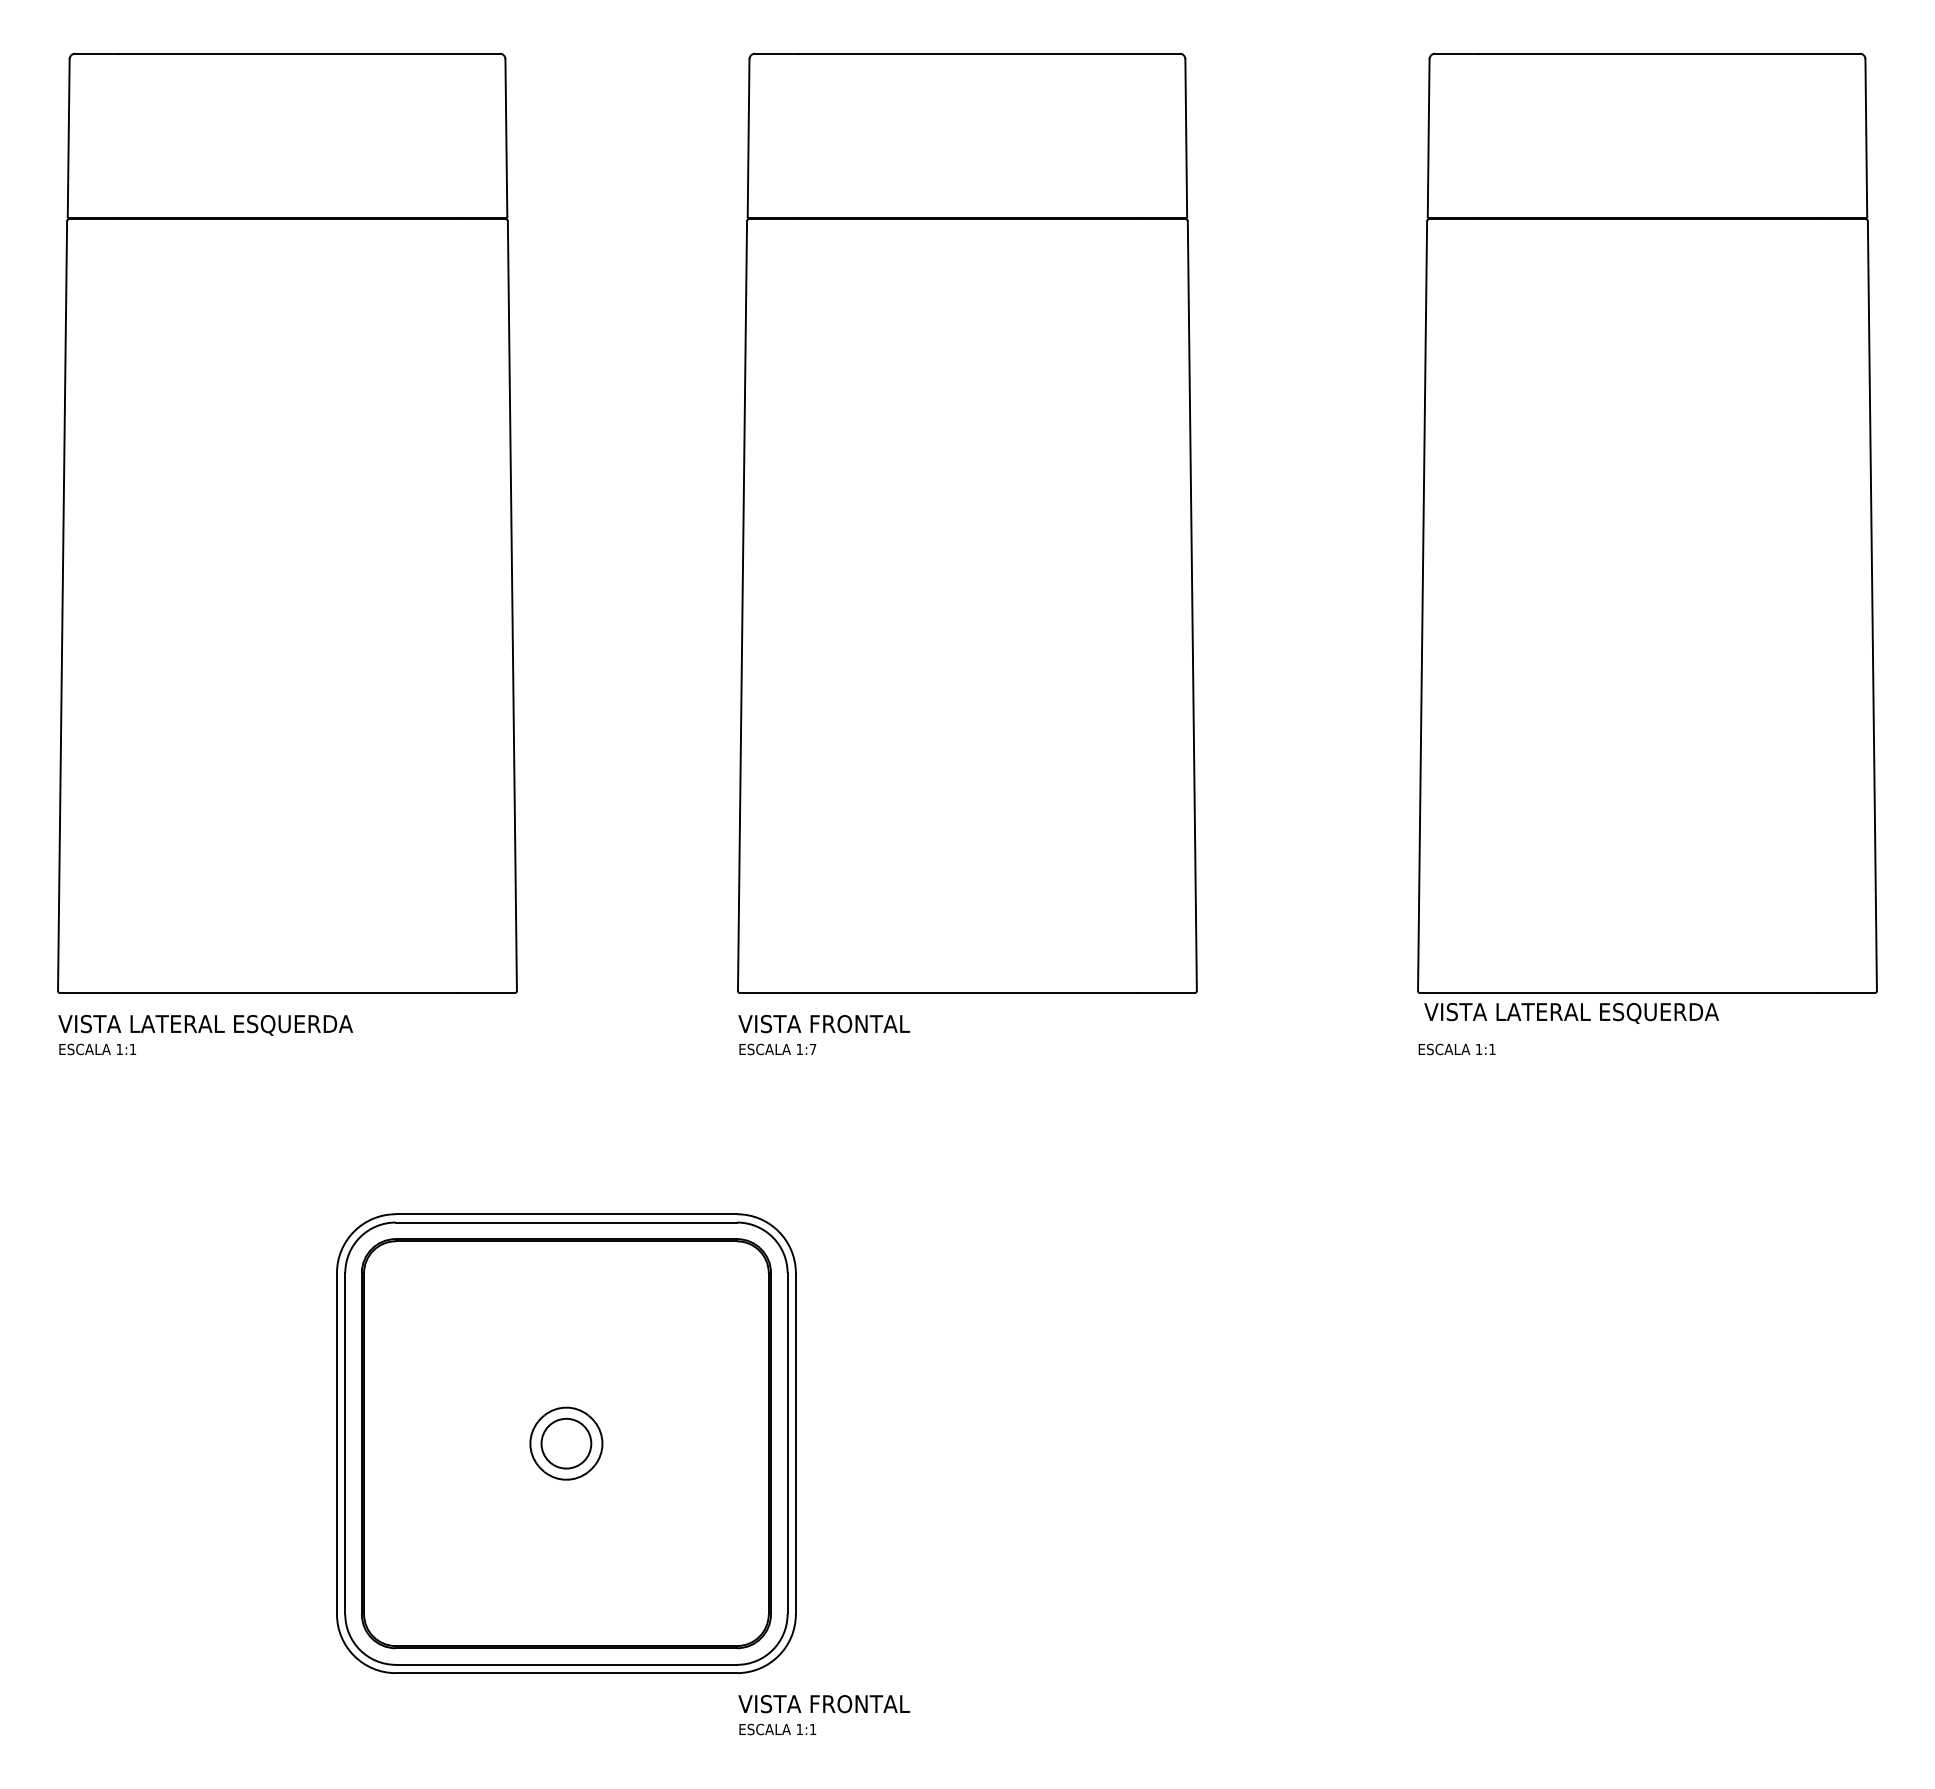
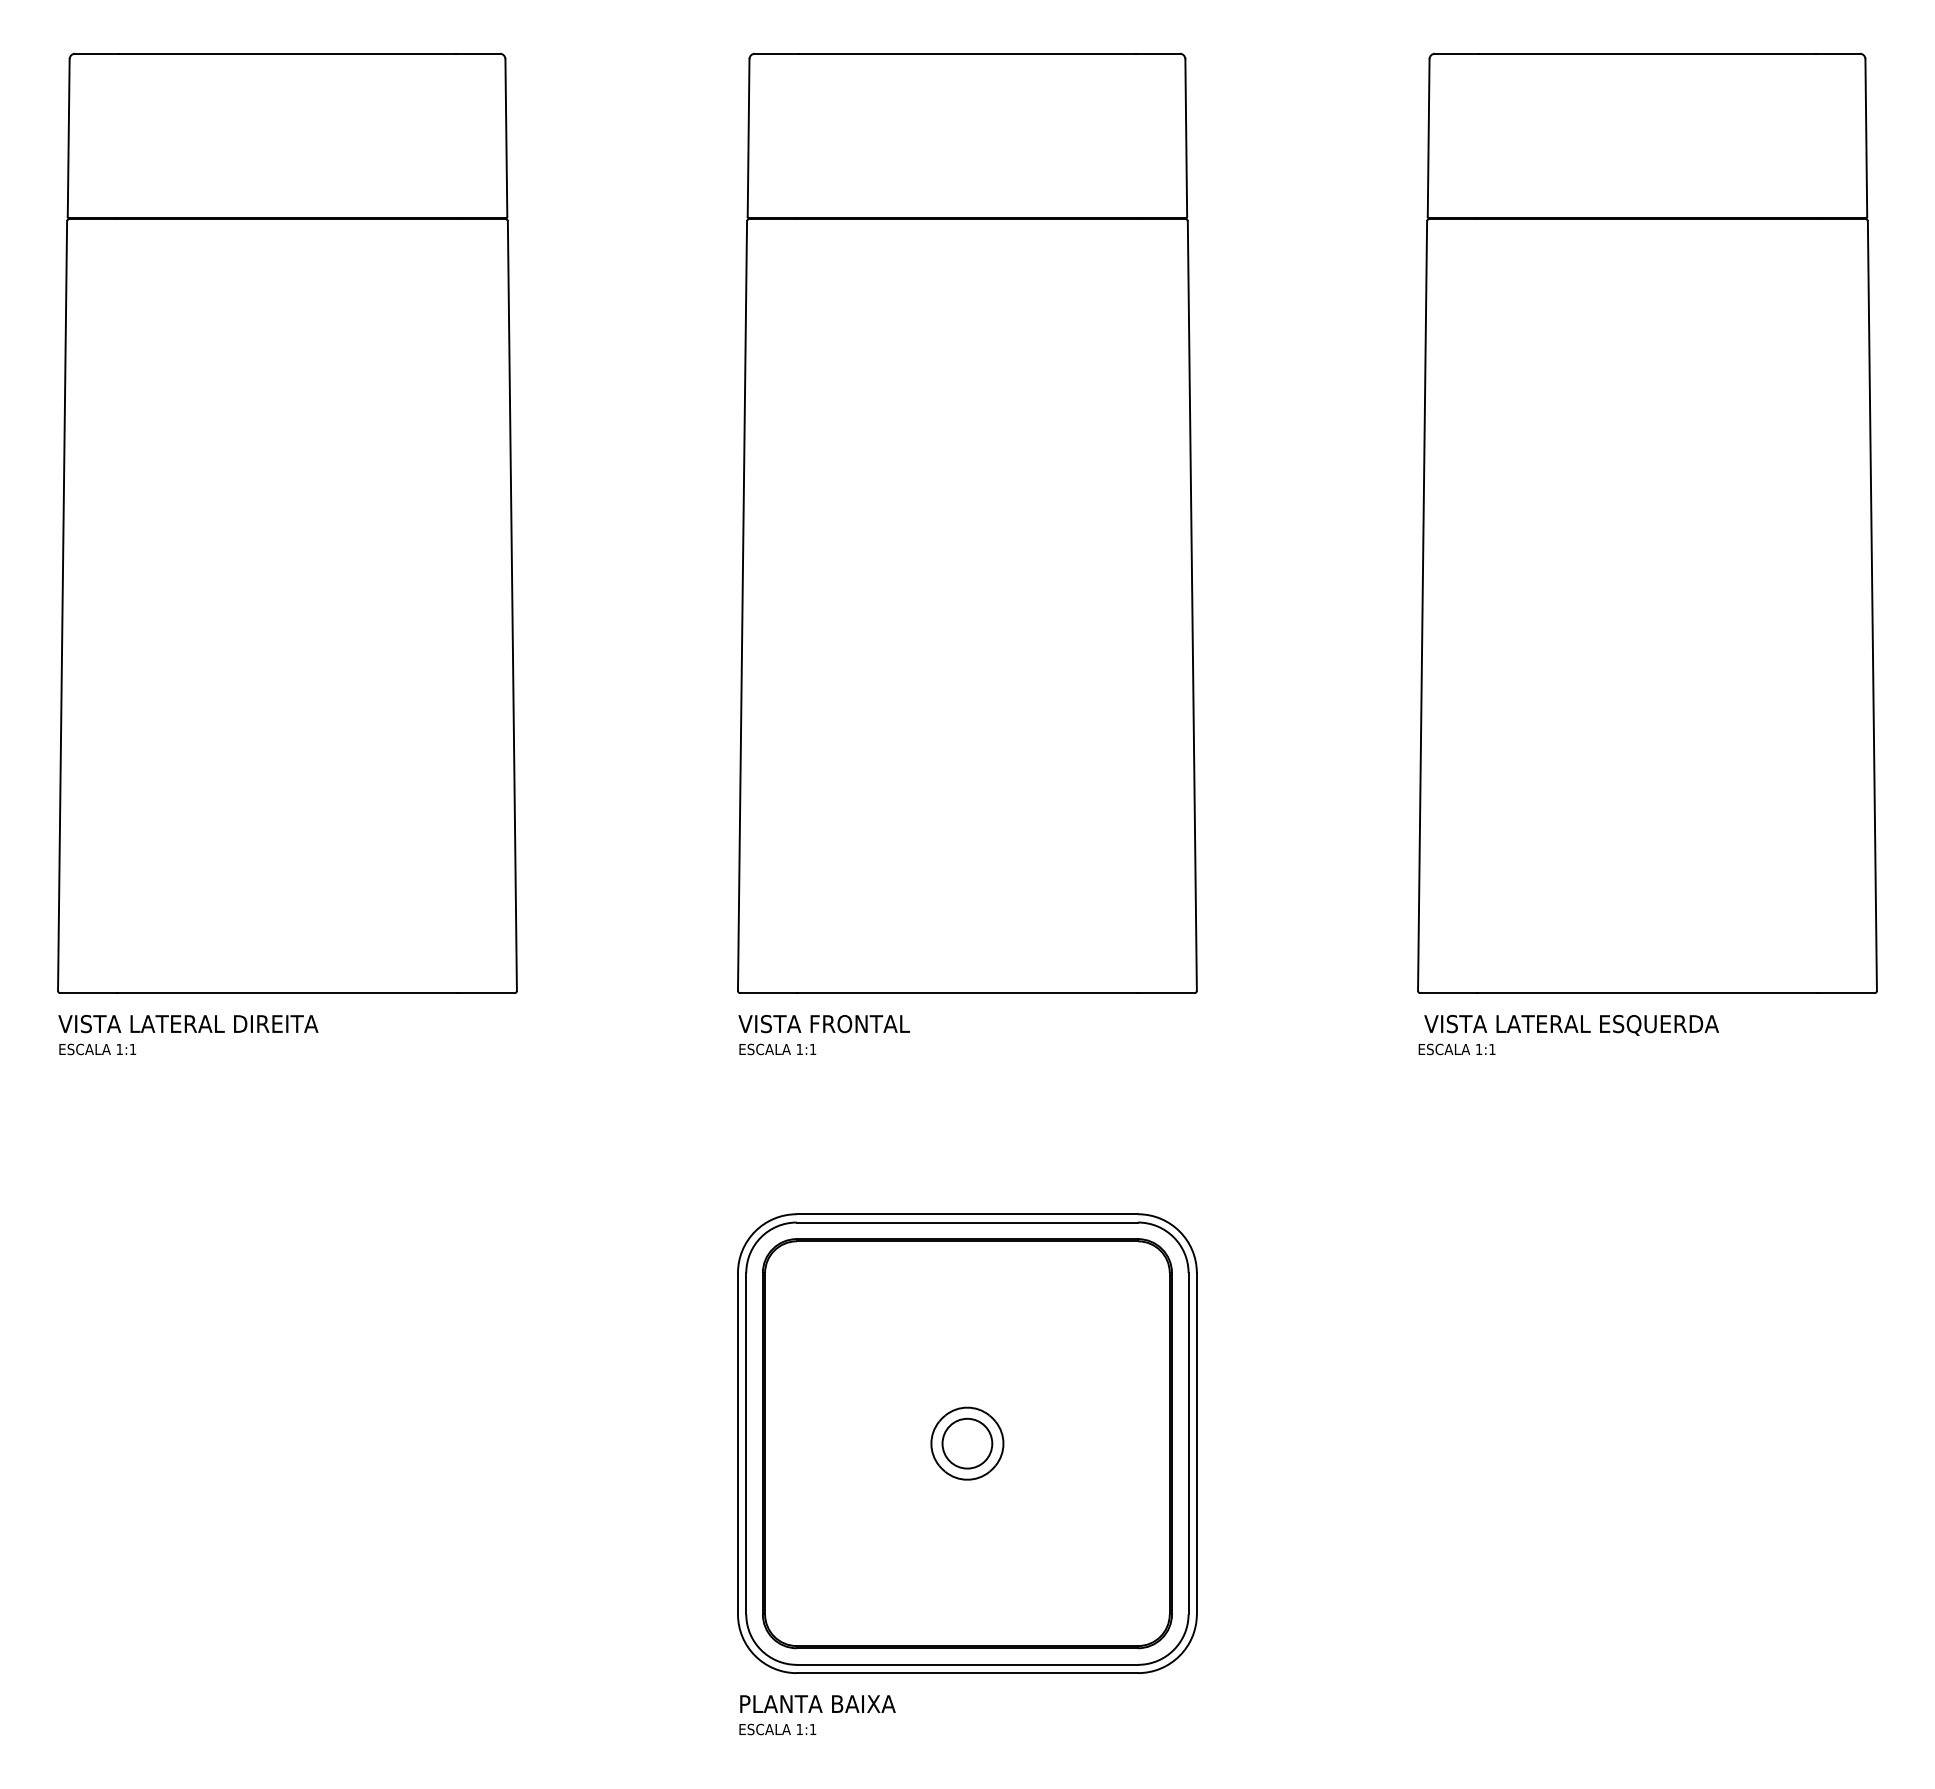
text position: (1571, 1013) -> (1571, 1025) (1571, 1025)
text: VISTA LATERAL ESQUERDA -> VISTA LATERAL DIREITA (294, 1024)
text: 1:7 -> 1:1 (813, 1049)
part position: (566, 1443) -> (967, 1443) (967, 1443)
text: VISTA FRONTAL -> PLANTA BAIXA (823, 1704)
